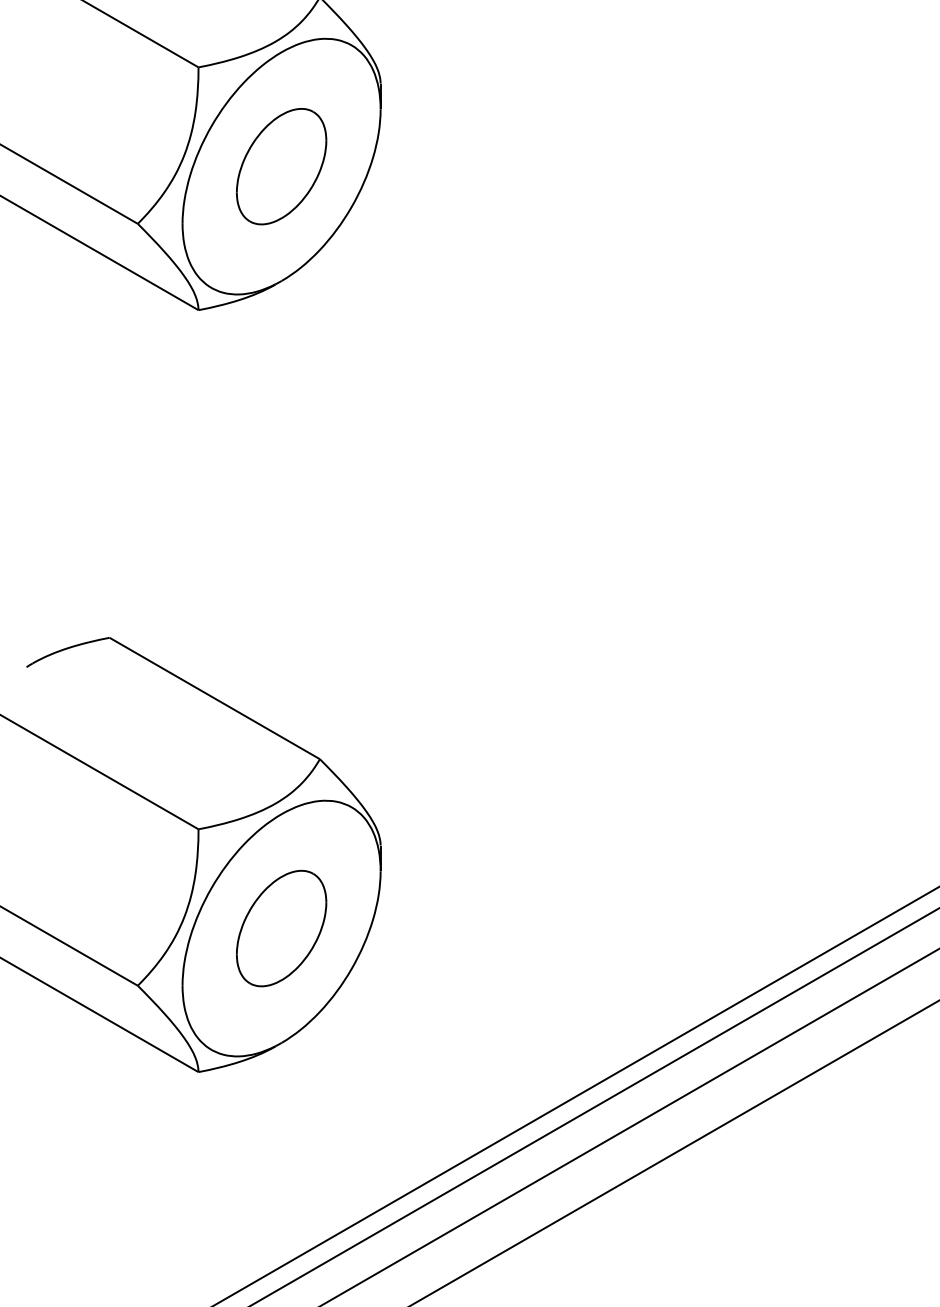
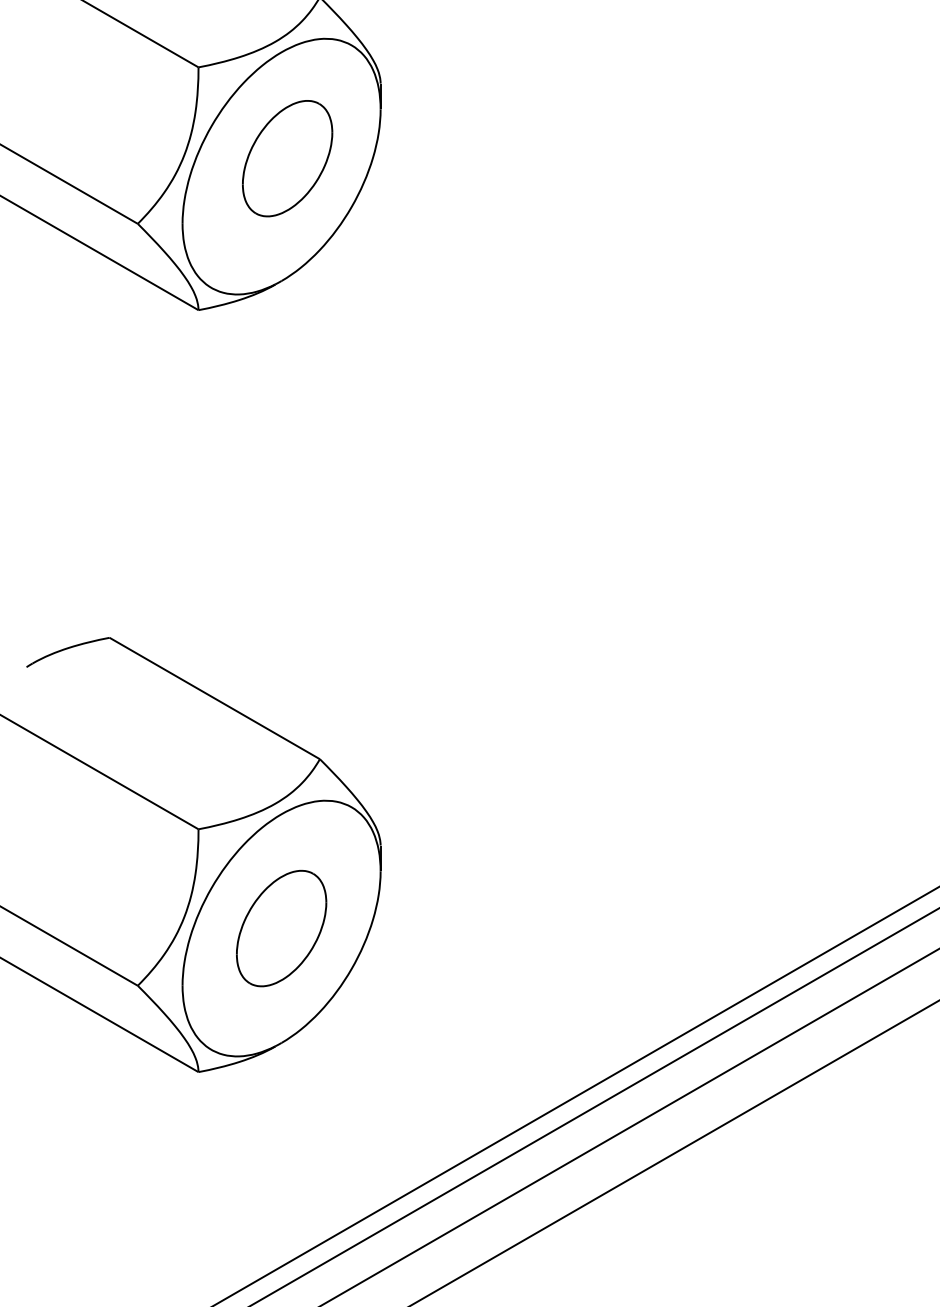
part position: (281, 166) -> (287, 158) (287, 158)
